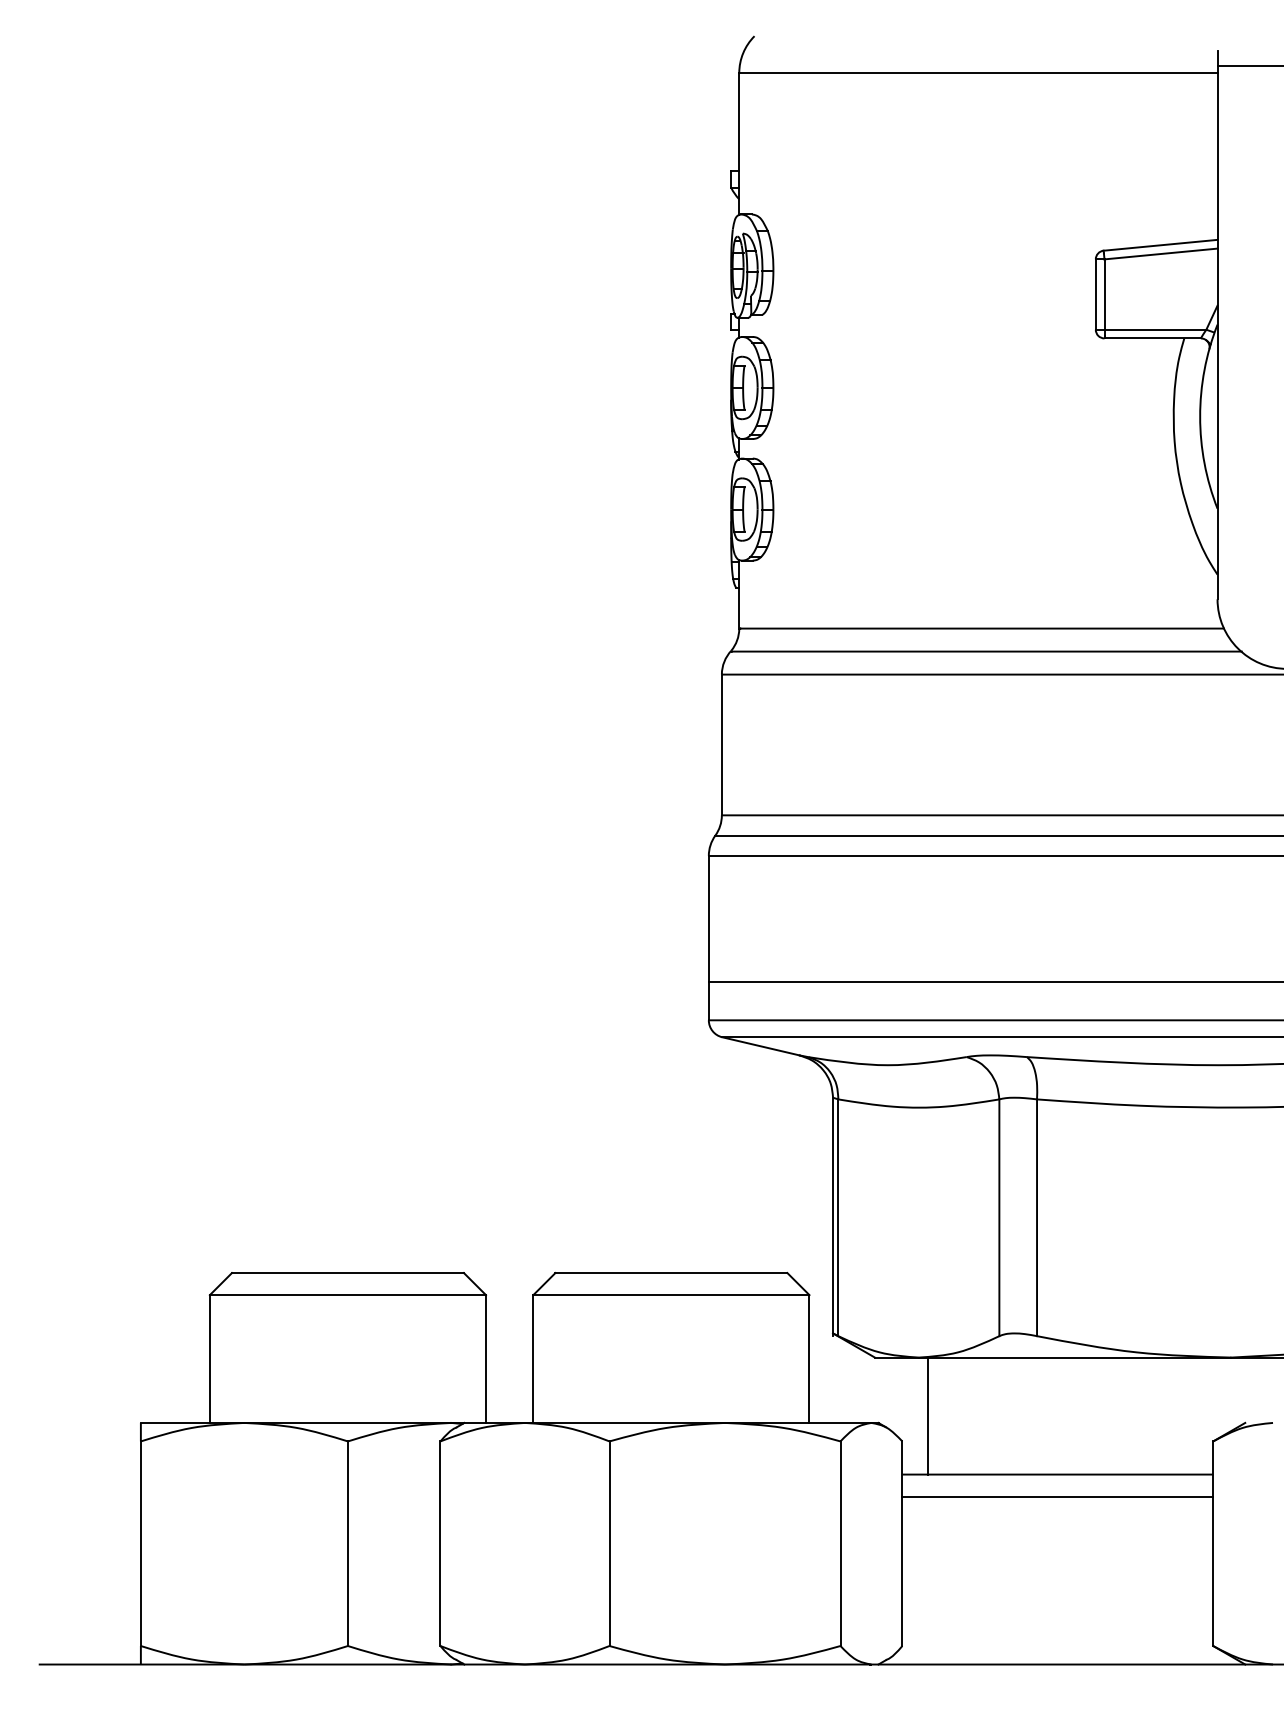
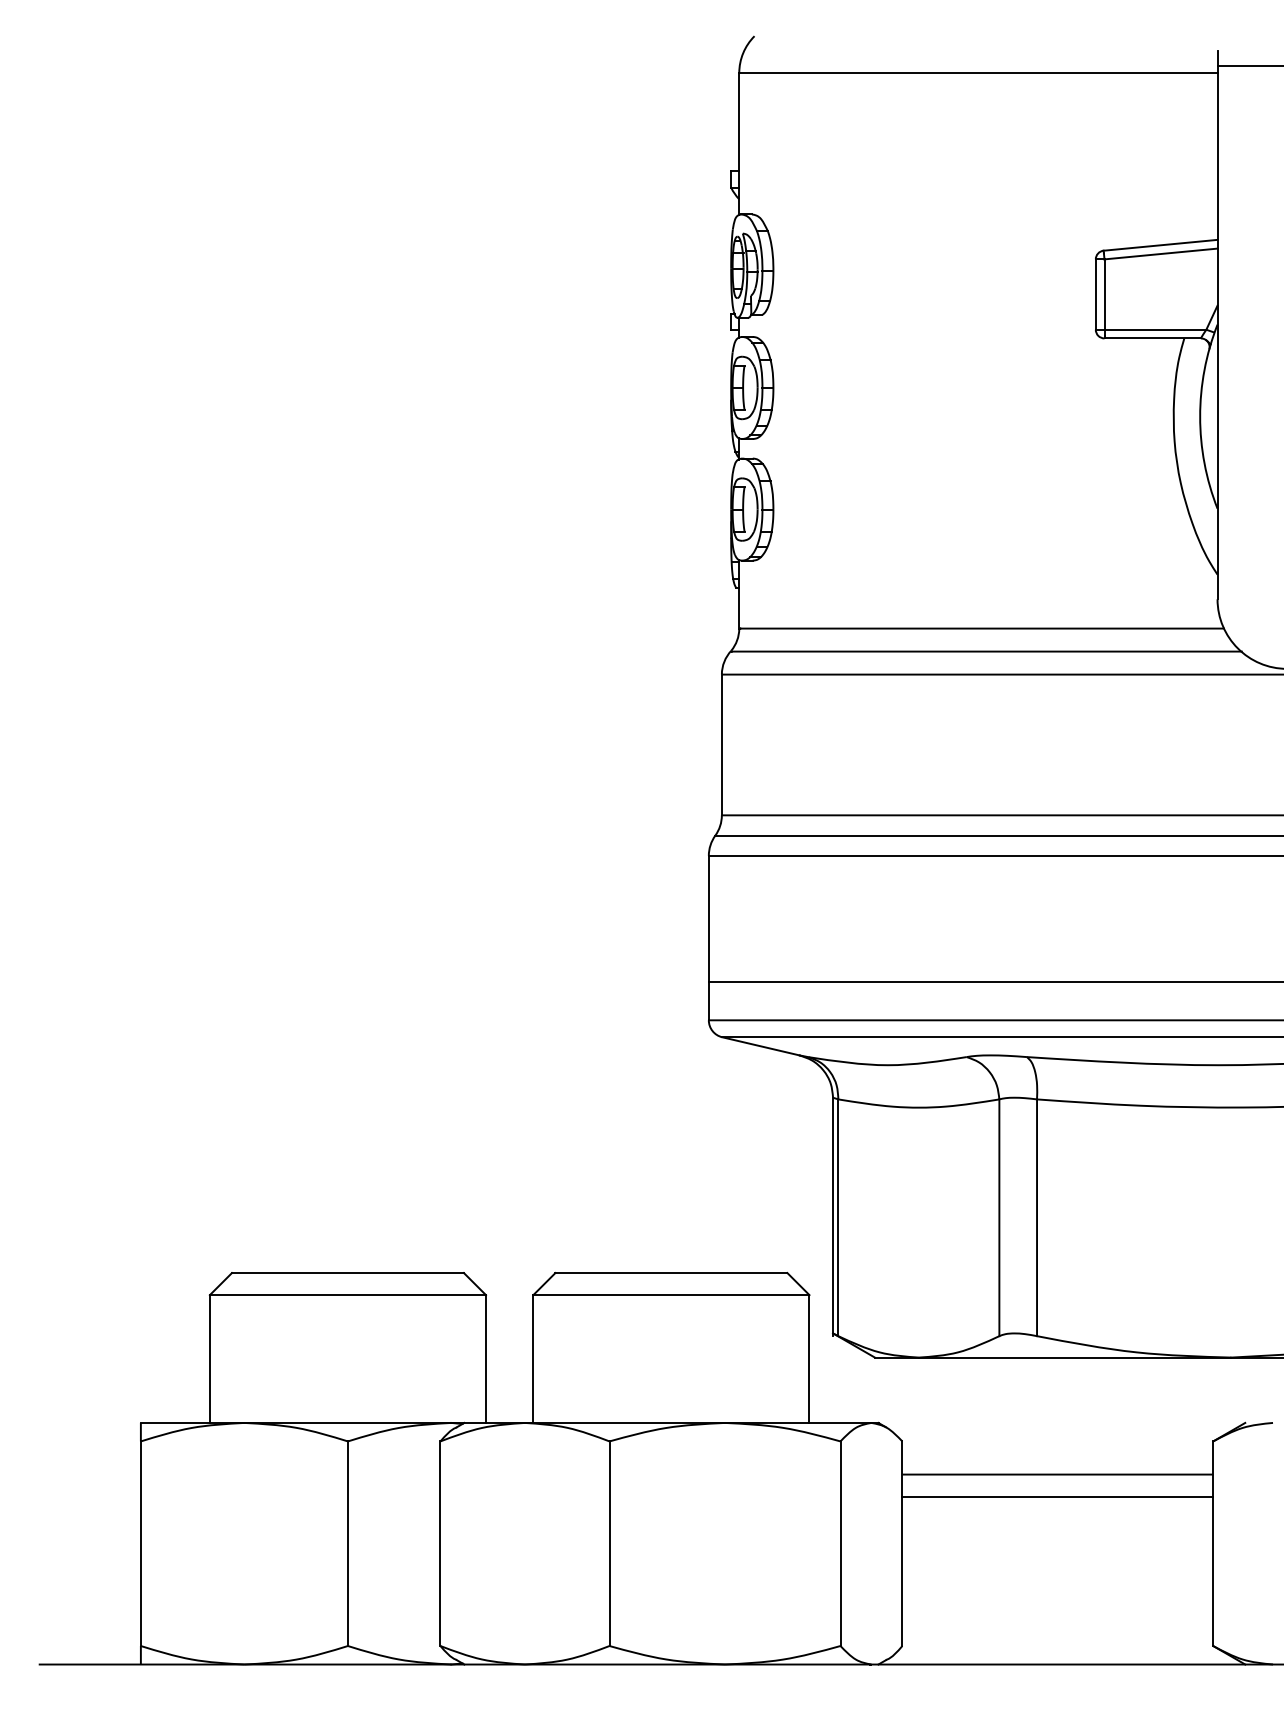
line: present -> none (927, 1415)
